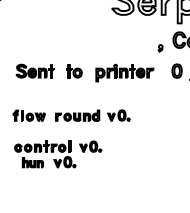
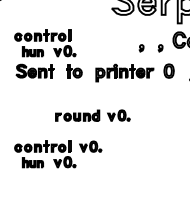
part: none -> present (45, 43)
part: none -> present (141, 48)
part position: (176, 70) -> (168, 70) (168, 70)
part: present -> none (28, 115)
